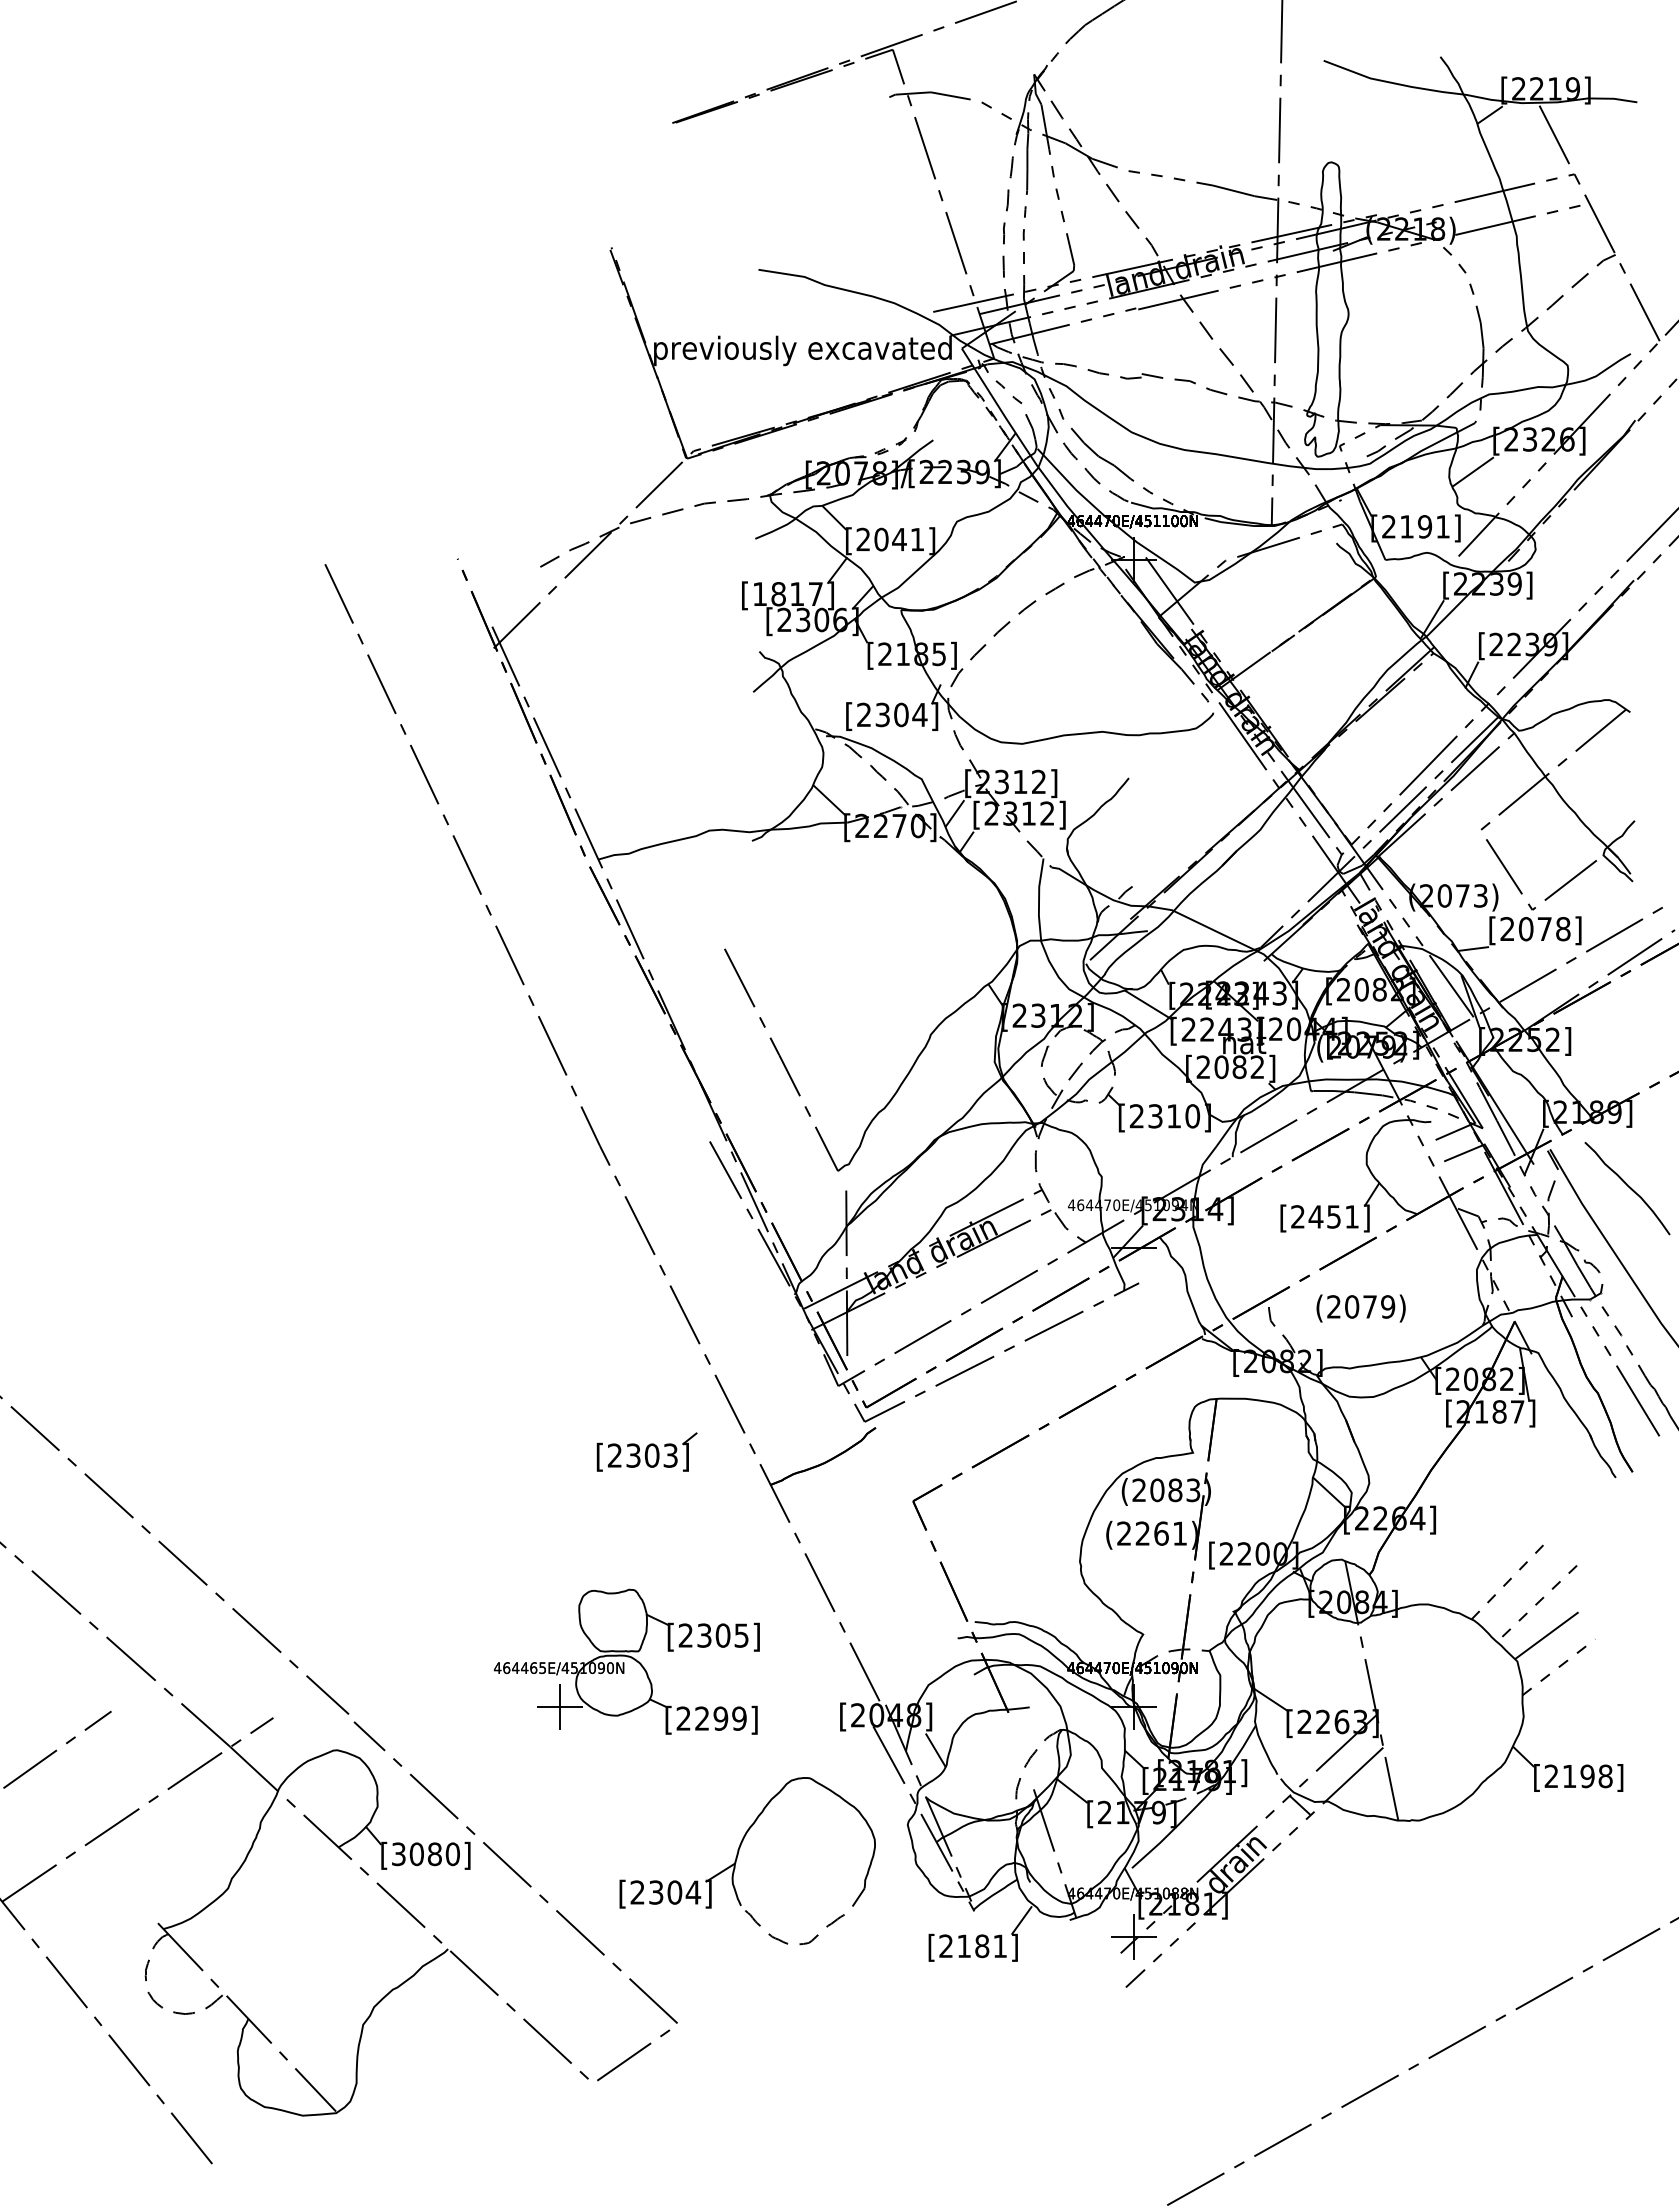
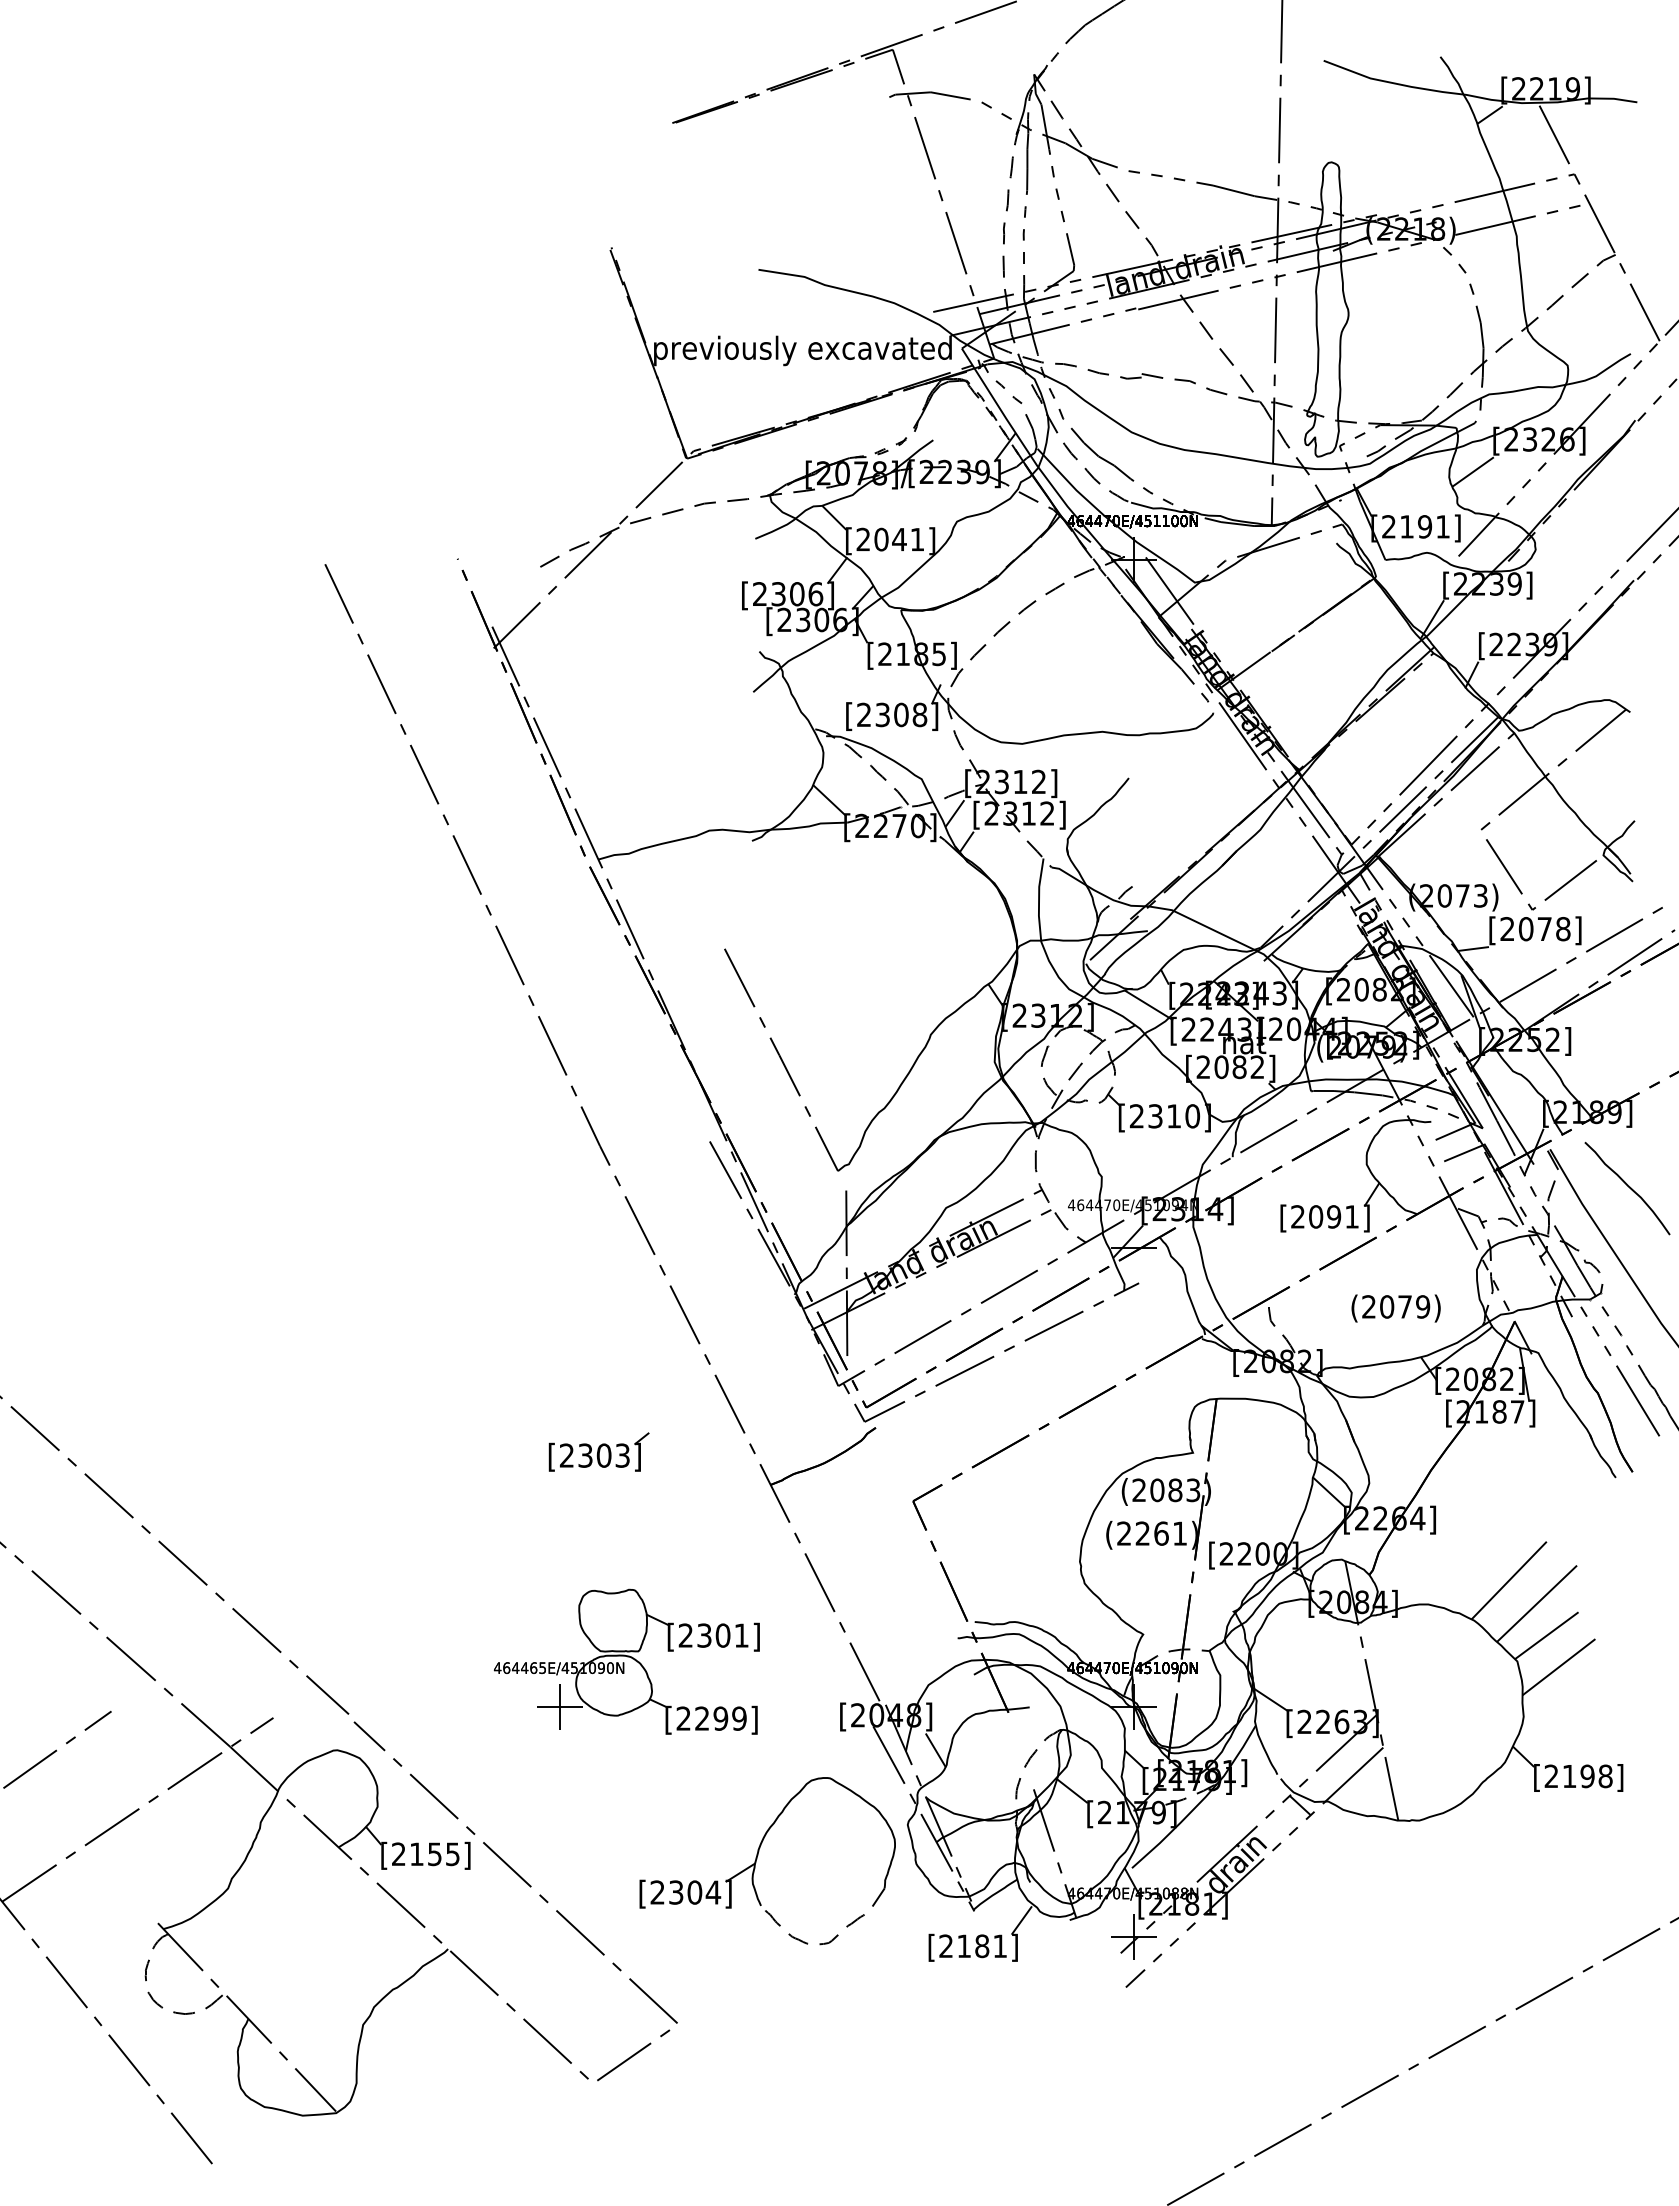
text: [1817] -> [2306] (788, 594)
text: [2304] -> [2308] (919, 714)
text: [2451] -> [2091] (1324, 1216)
text position: (1360, 1308) -> (1395, 1308) (1395, 1308)
part position: (646, 1451) -> (598, 1451) (598, 1451)
line: dashed -> solid (1509, 1580)
line: dashed -> solid (1536, 1604)
text: [2305] -> [2301] (741, 1635)
line: dashed -> solid (1558, 1667)
text: [3080] -> [2155] (425, 1854)
part position: (737, 1859) -> (757, 1859) (757, 1859)
